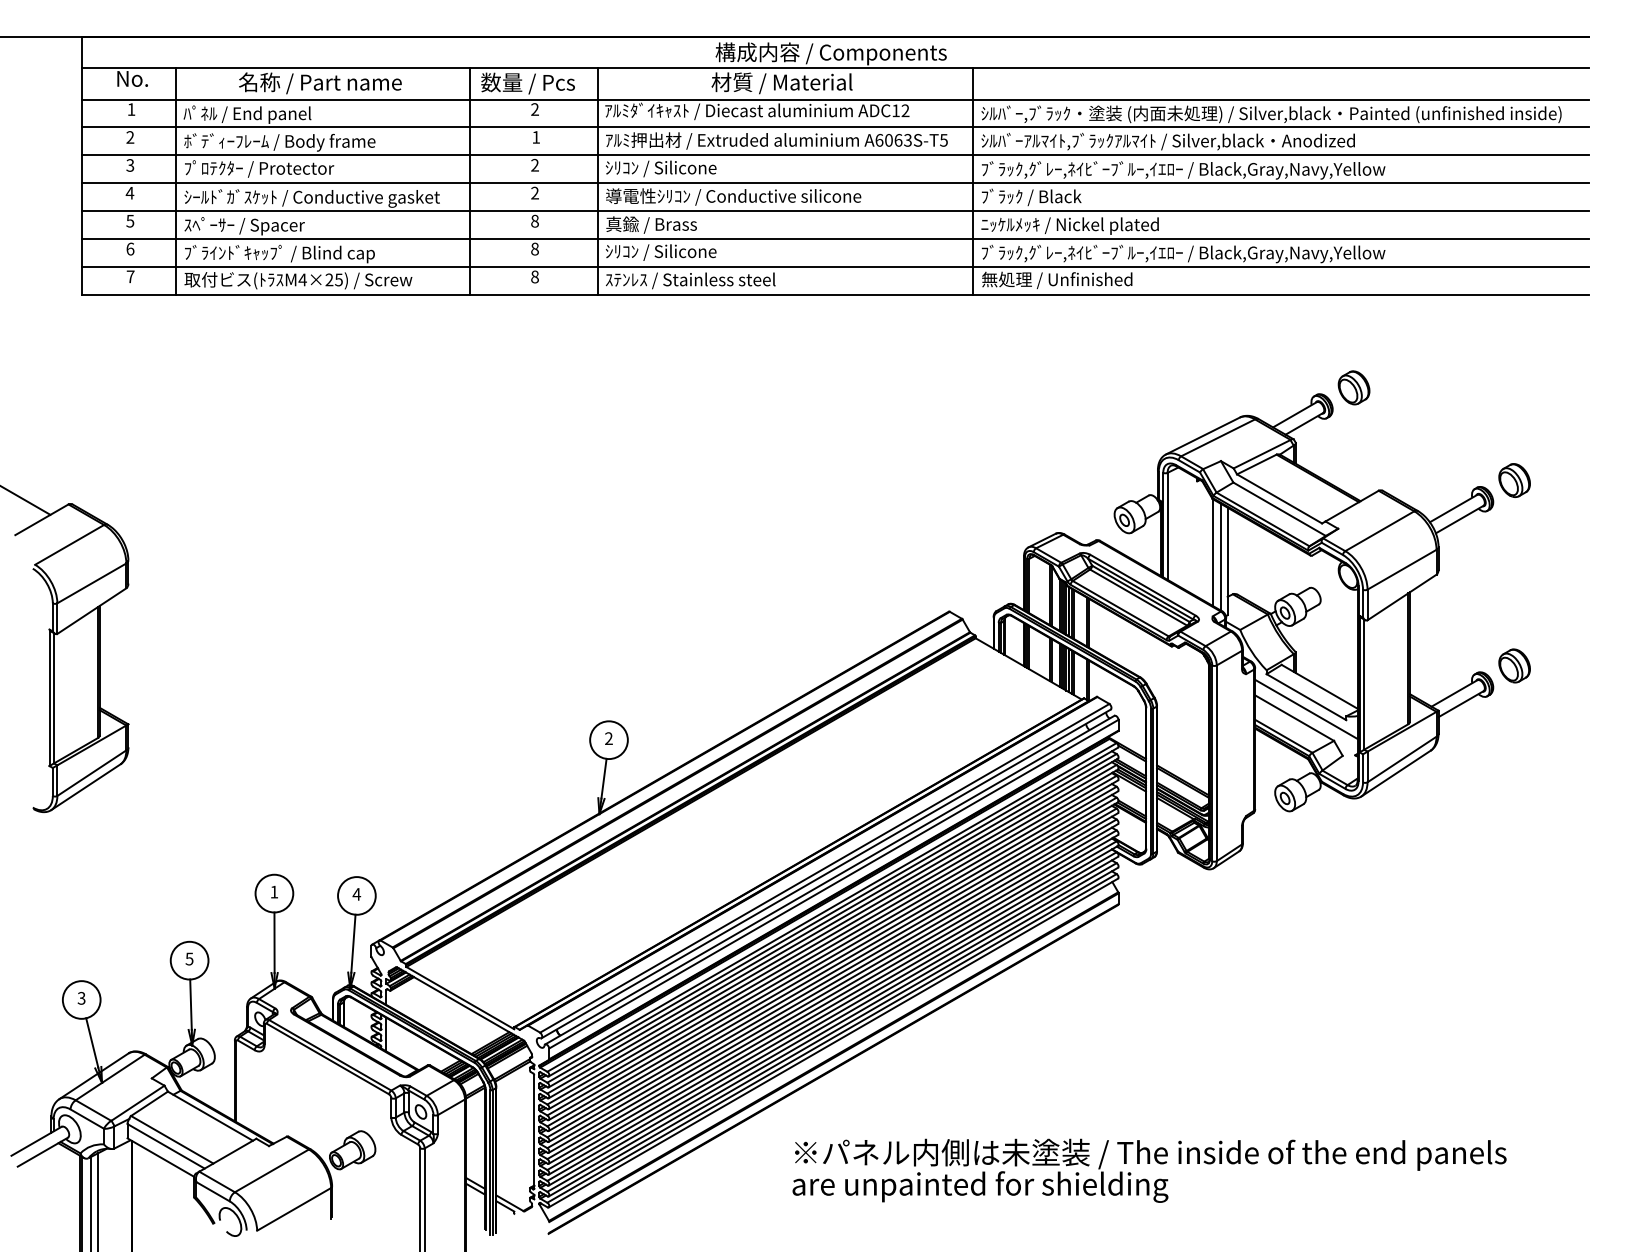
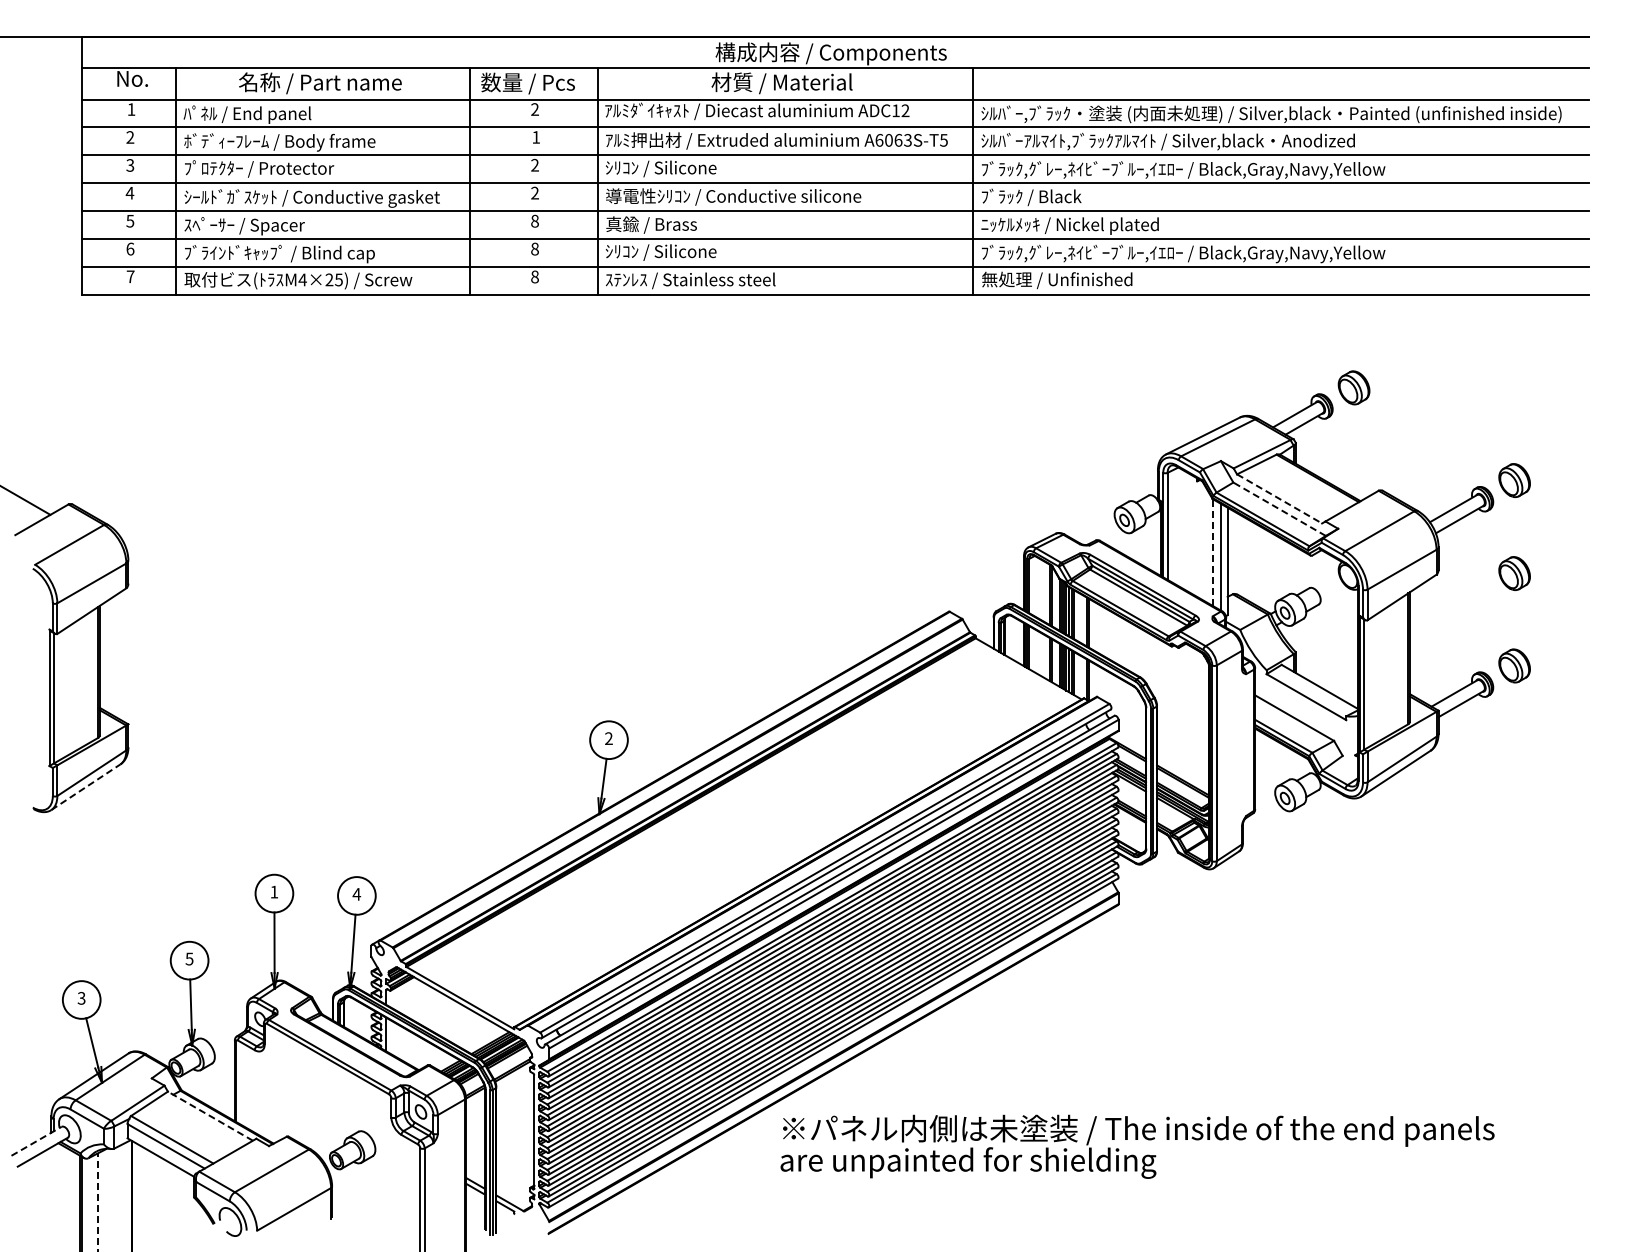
line: solid -> dashed (1280, 499)
line: solid -> dashed (1279, 509)
line: solid -> dashed (1212, 551)
part: none -> present (1514, 573)
line: present -> none (1306, 709)
line: solid -> dashed (86, 786)
line: solid -> dashed (210, 1115)
line: solid -> dashed (36, 1141)
text position: (1149, 1170) -> (1137, 1146) (1137, 1146)
line: present -> none (91, 1202)
line: solid -> dashed (98, 1202)
